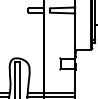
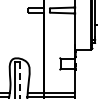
line: solid -> dashed (19, 81)
